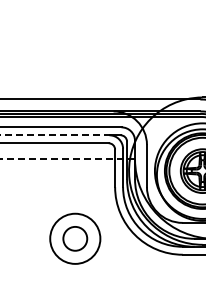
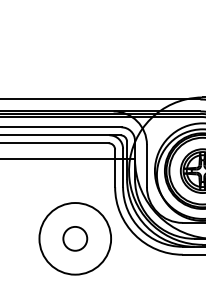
line: dashed -> solid (55, 135)
line: dashed -> solid (67, 159)
circle diameter: 50 px -> 72 px (75, 238)
